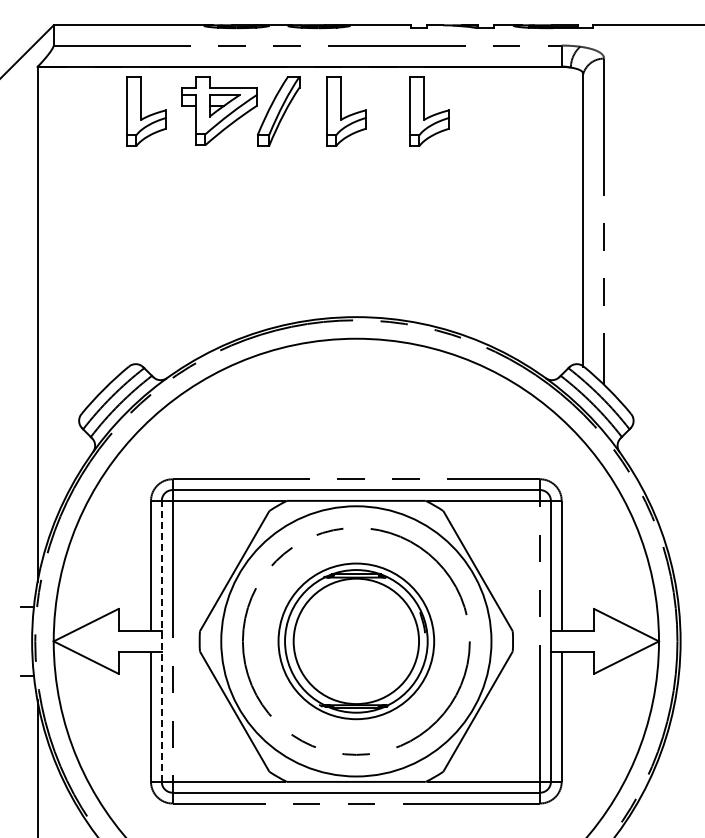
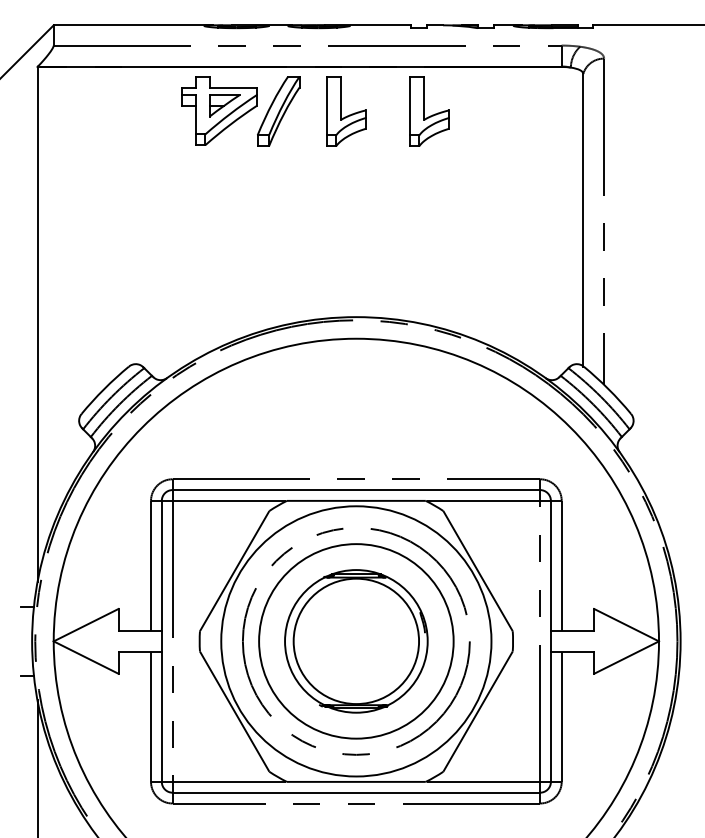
part: present -> none (146, 111)
line: dashed -> solid (161, 641)
circle diameter: 156 px -> 195 px (356, 641)
